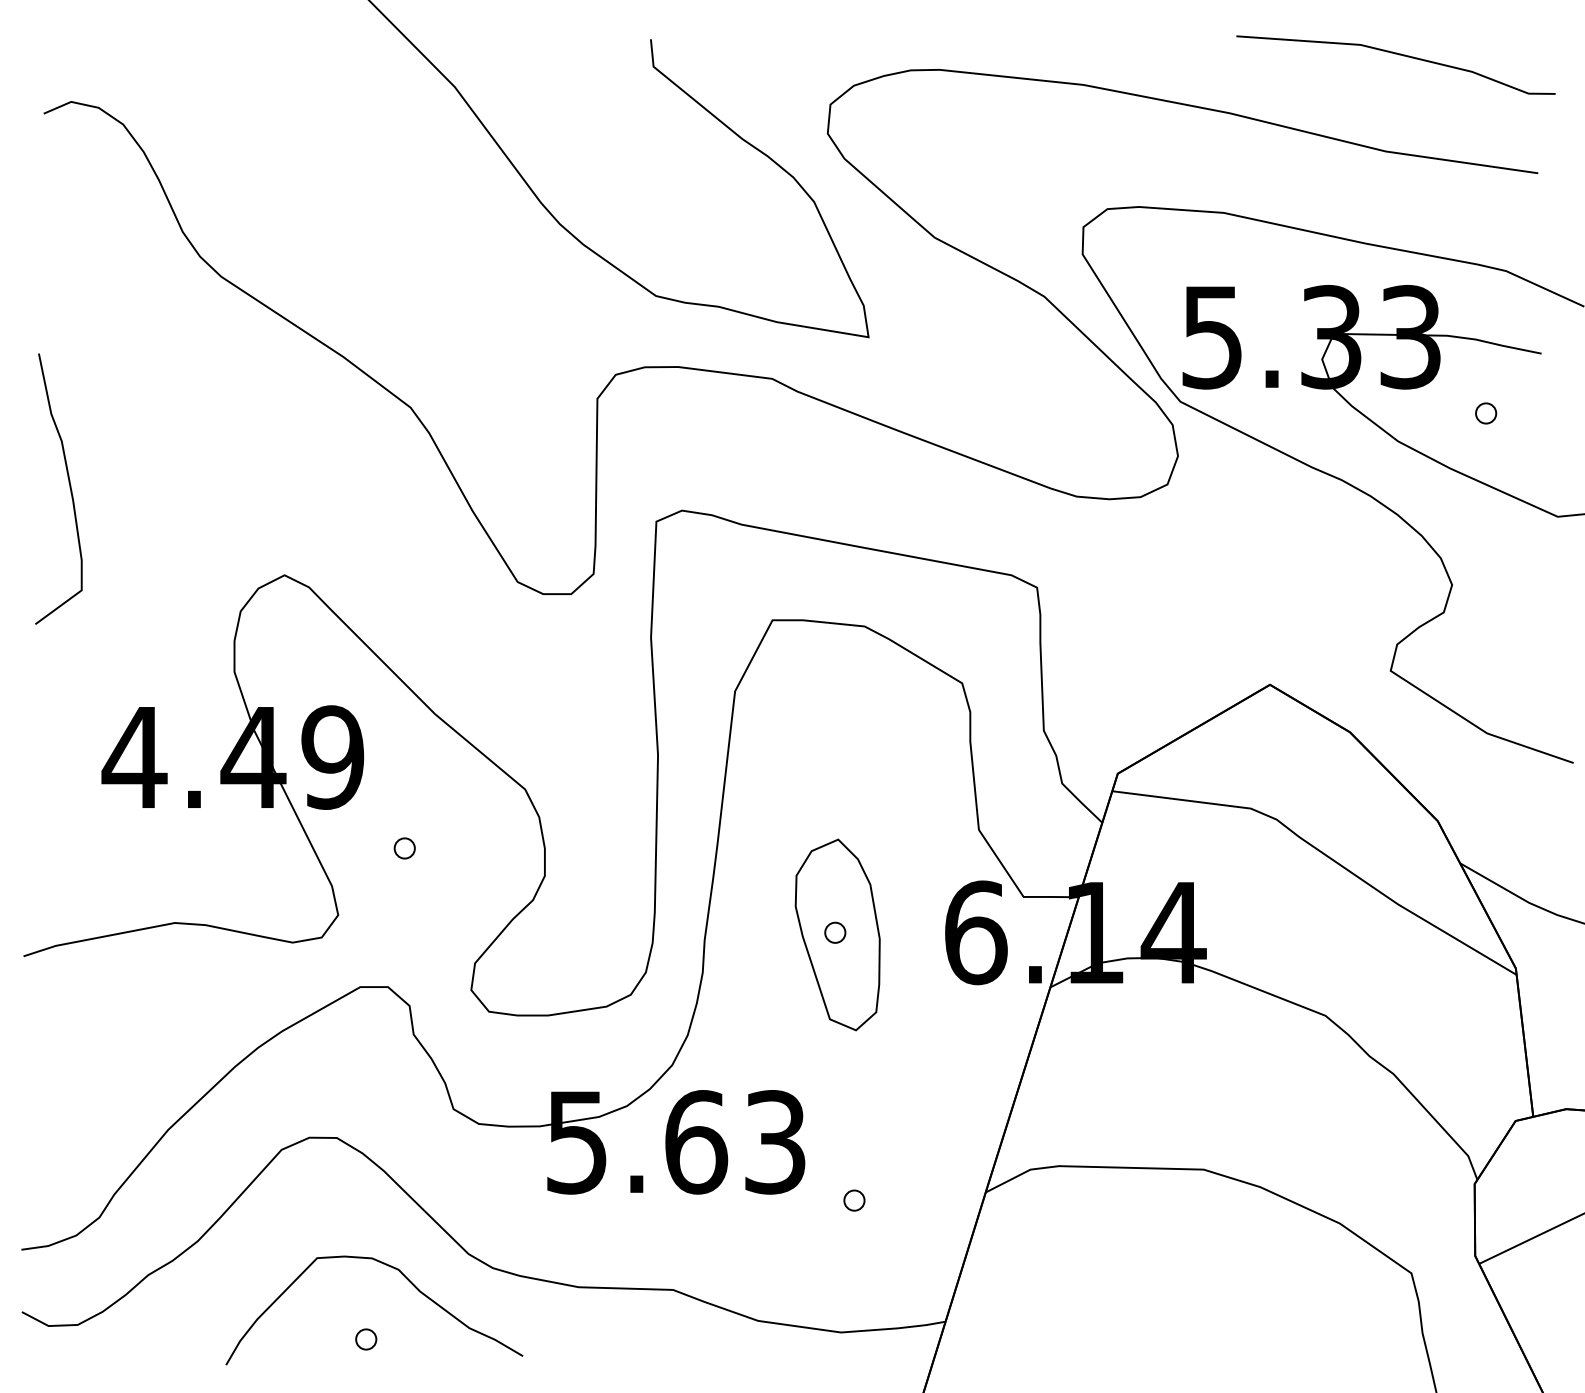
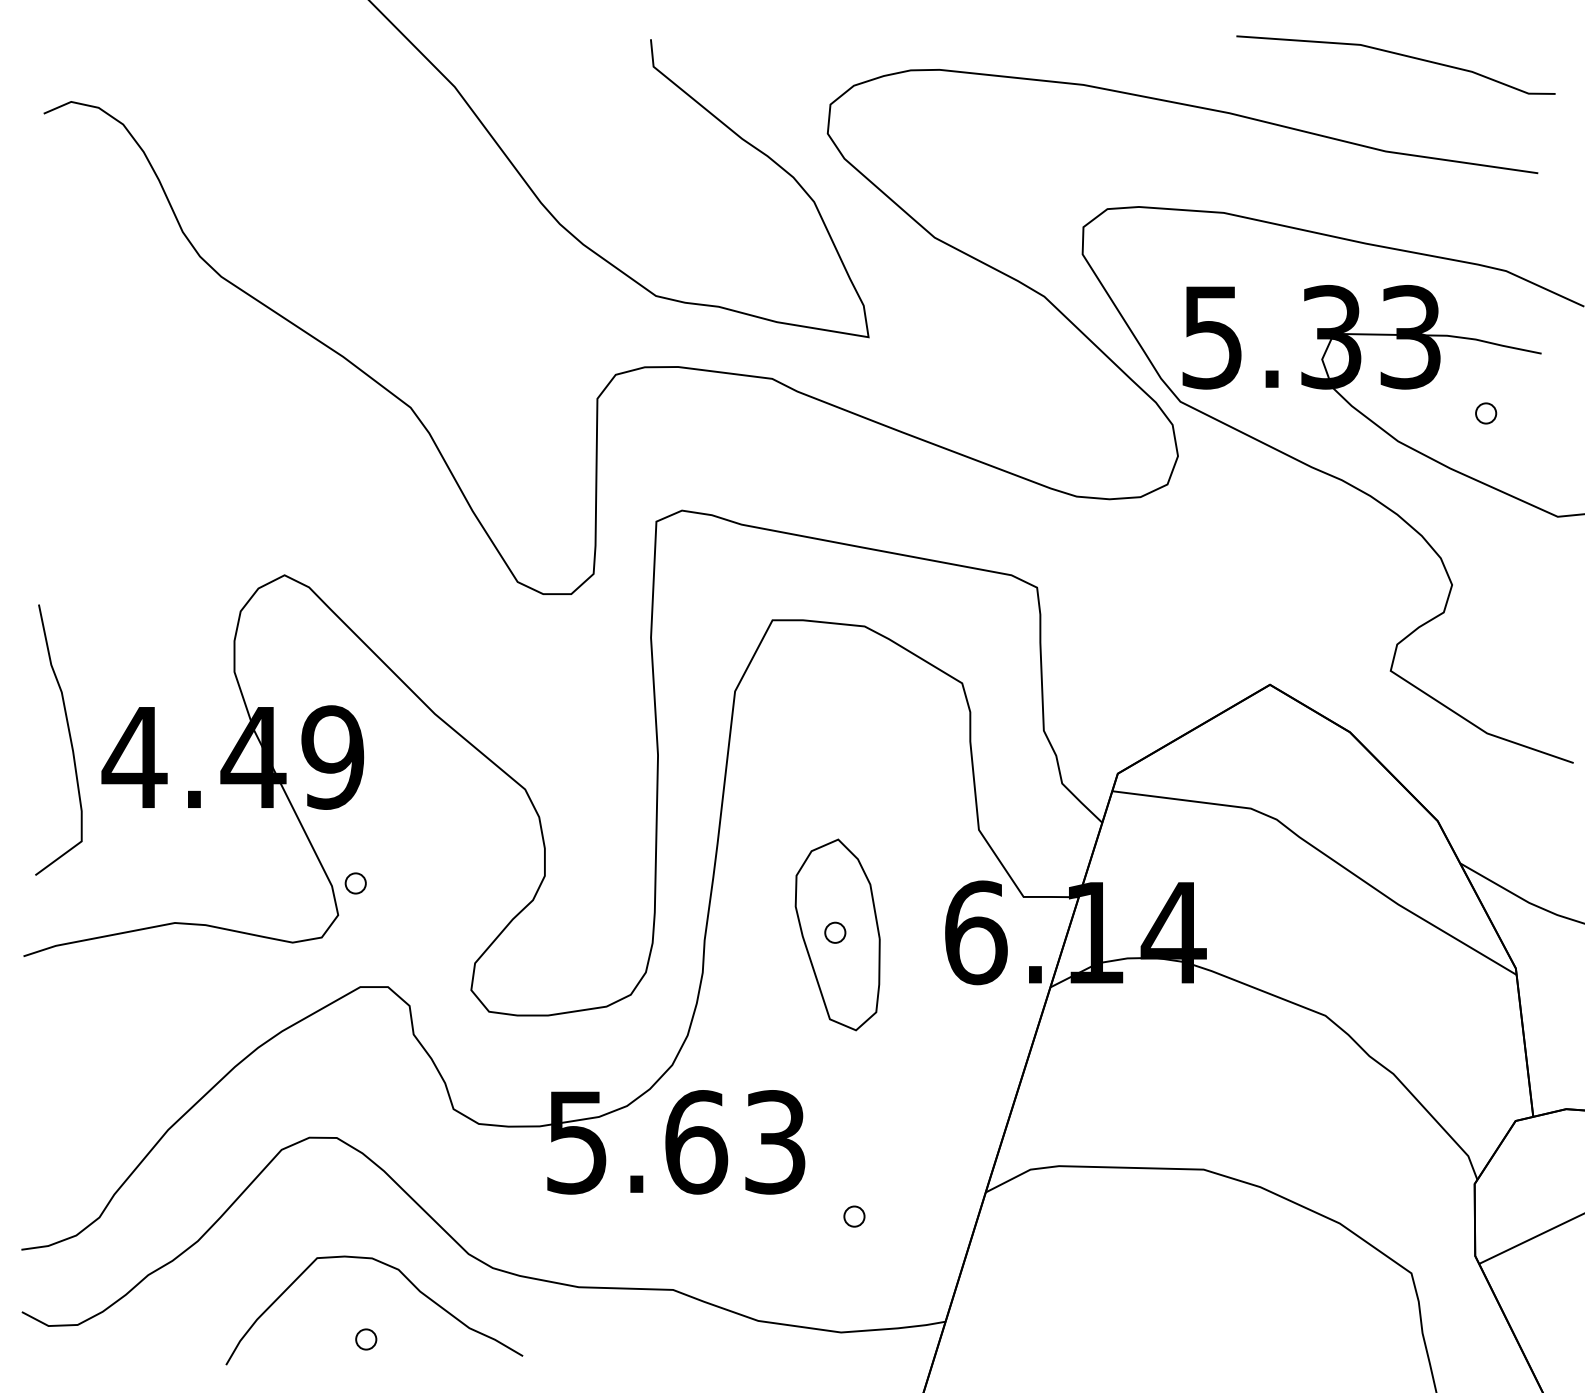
curve position: (69, 488) -> (69, 739) (69, 739)
part position: (404, 848) -> (355, 883) (355, 883)
part position: (854, 1200) -> (854, 1216) (854, 1216)
